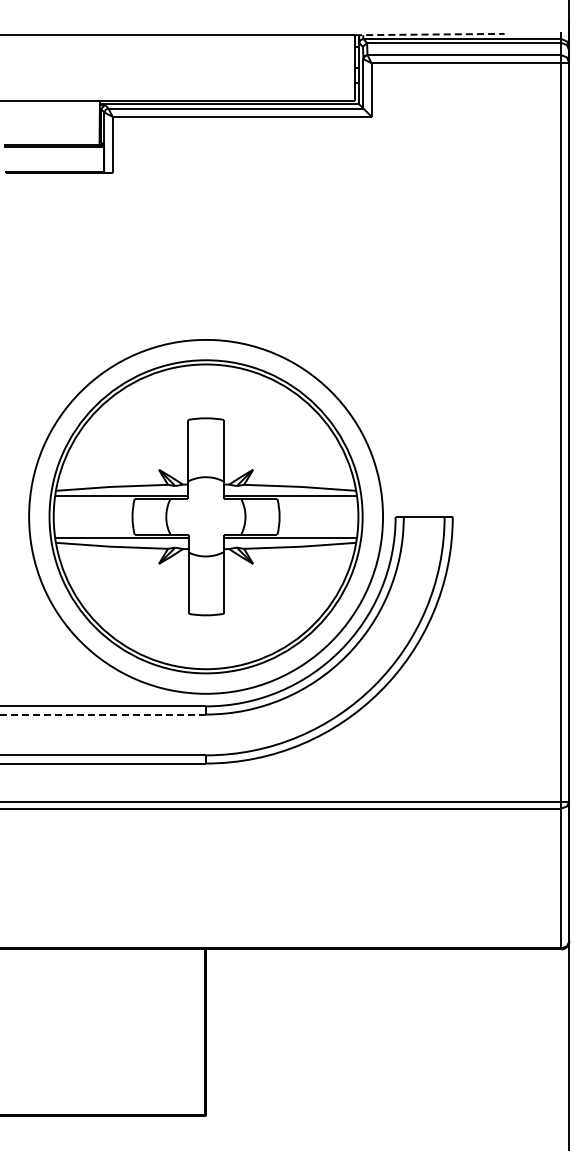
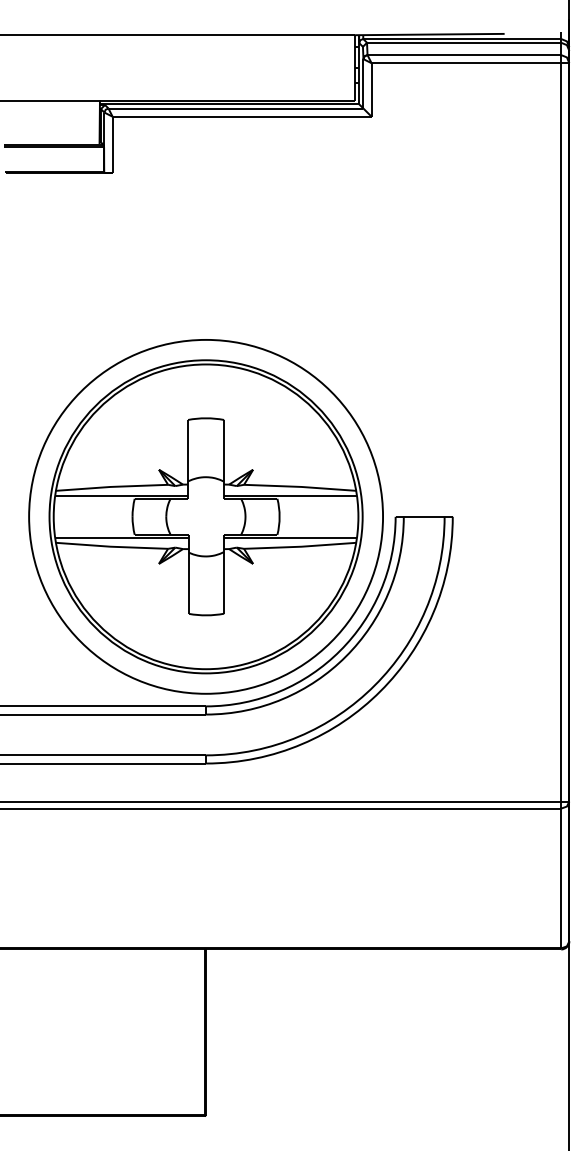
line: dashed -> solid (429, 34)
line: dashed -> solid (103, 714)
